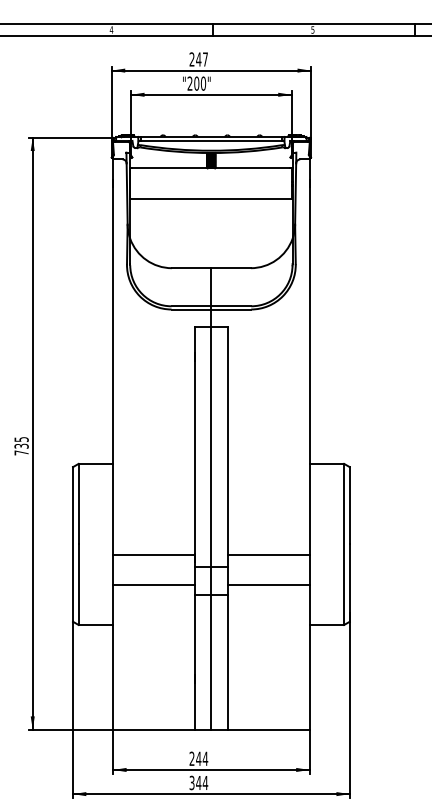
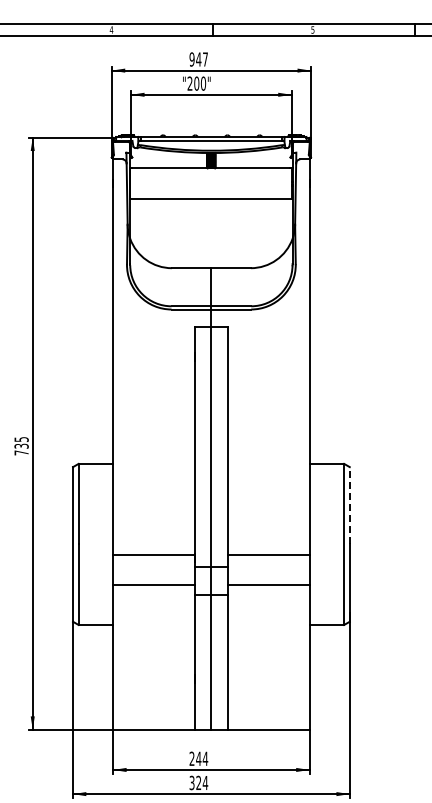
text: 247 -> 947 (191, 59)
line: solid -> dashed (349, 505)
text: 344 -> 324 (198, 782)
